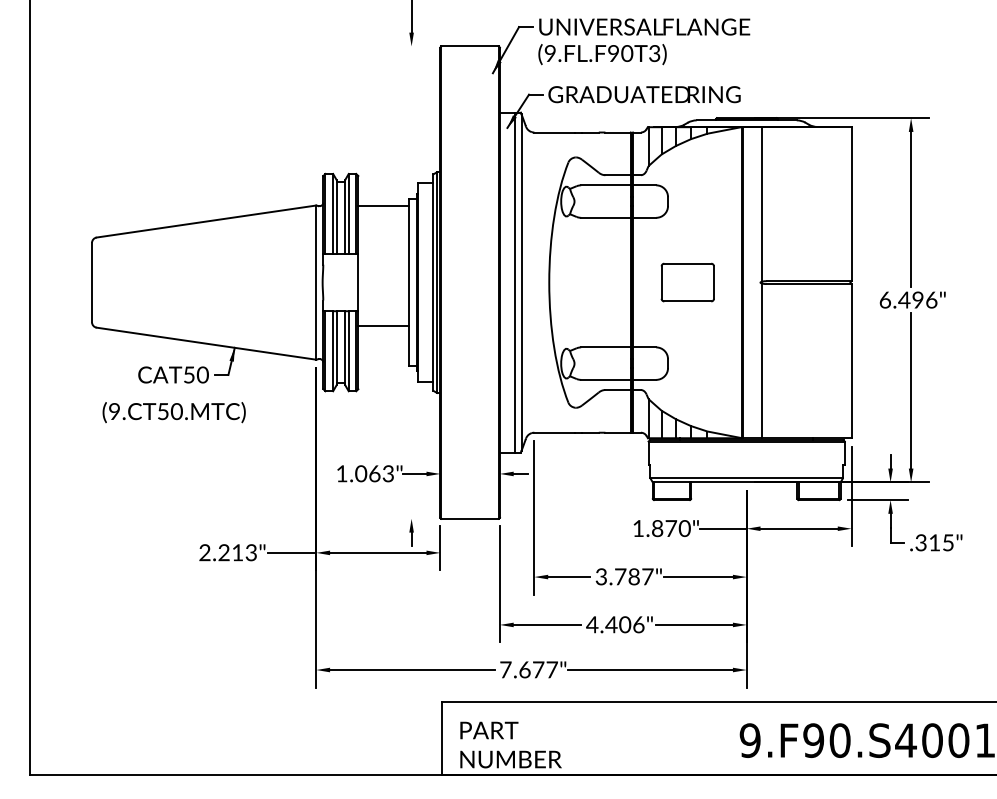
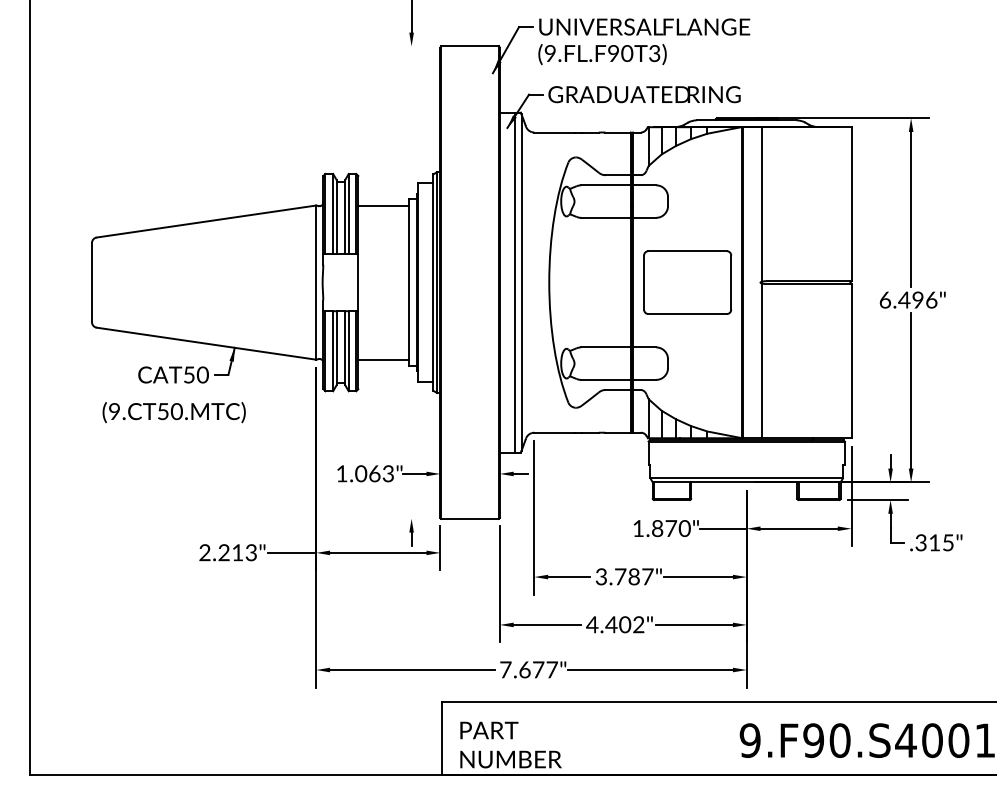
part size: 55x41 px -> 90x65 px (687, 282)
line position: (383, 325) -> (383, 359) (383, 359)
text: 4.406" -> 4.402" (638, 624)
